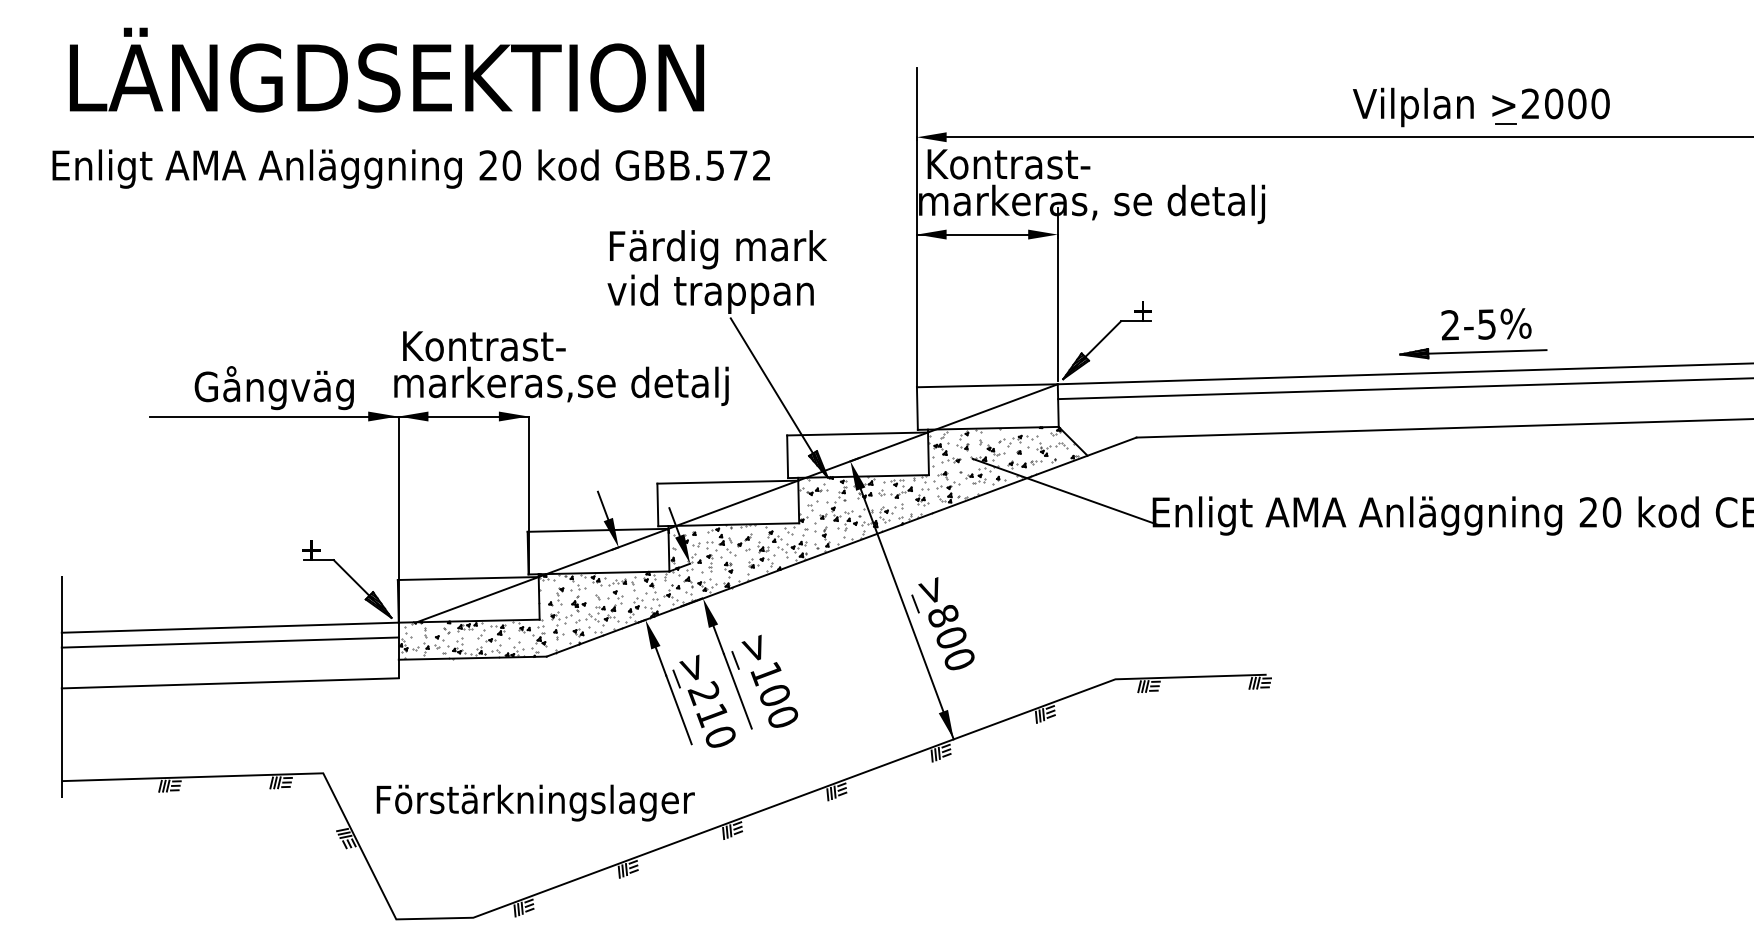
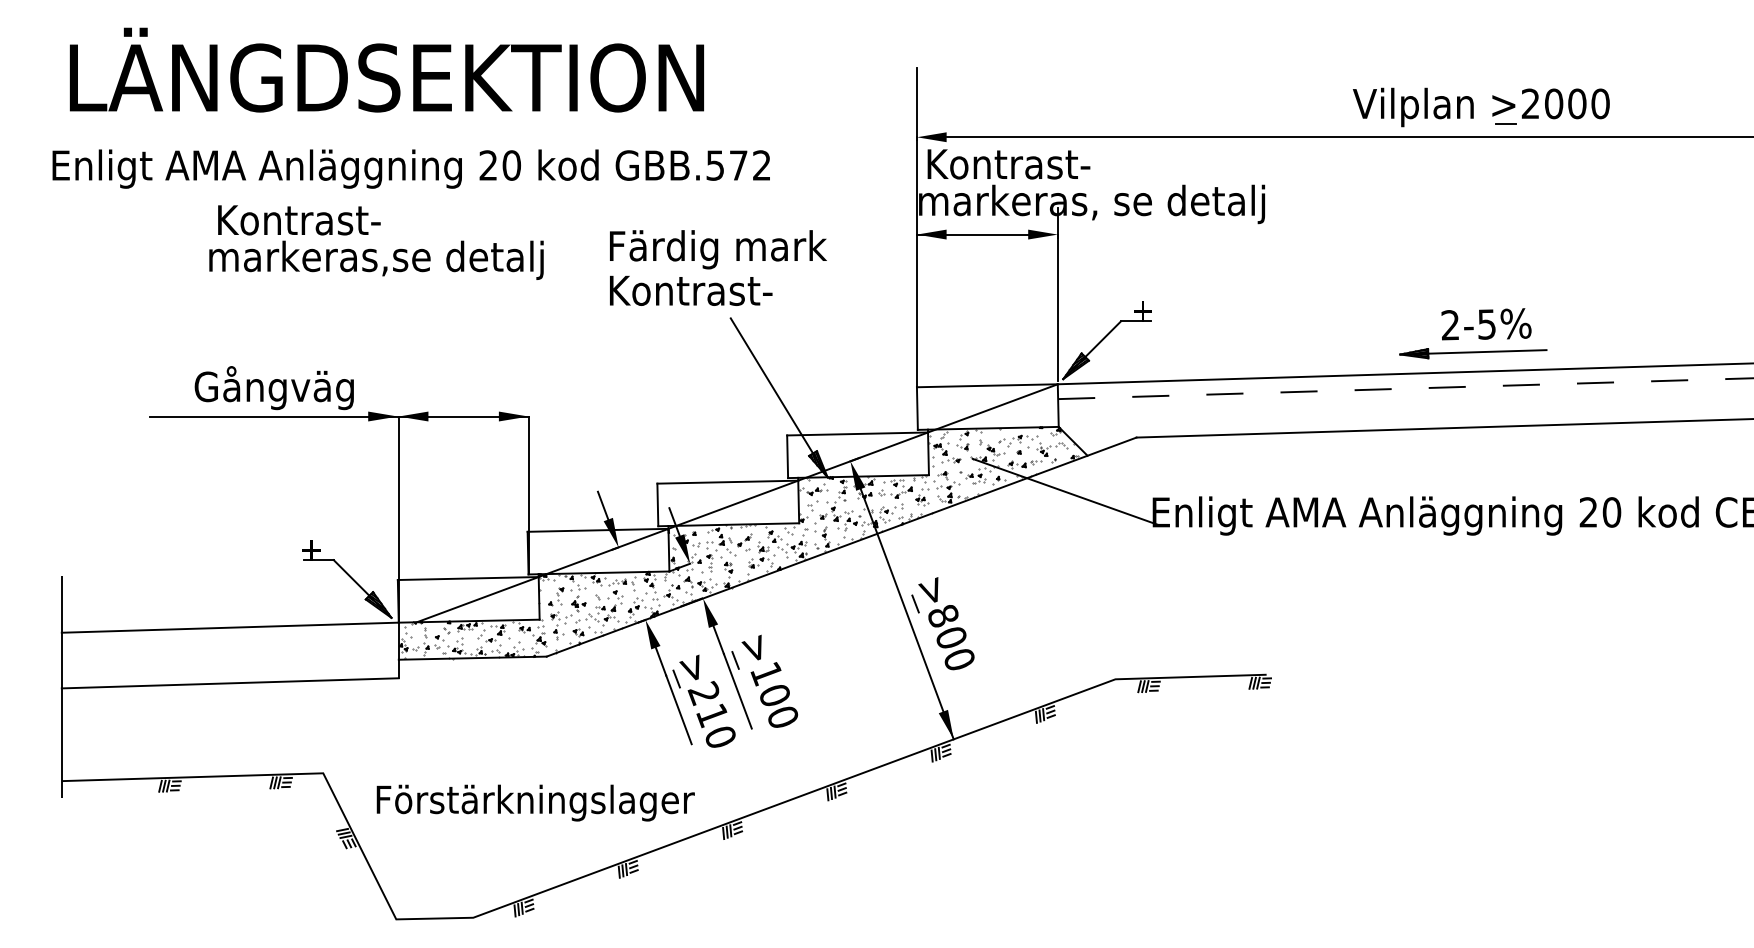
text: vid trappan -> Kontrast- (710, 293)
text position: (561, 368) -> (376, 242) (376, 242)
line: solid -> dashed (1405, 388)
line: present -> none (229, 642)
